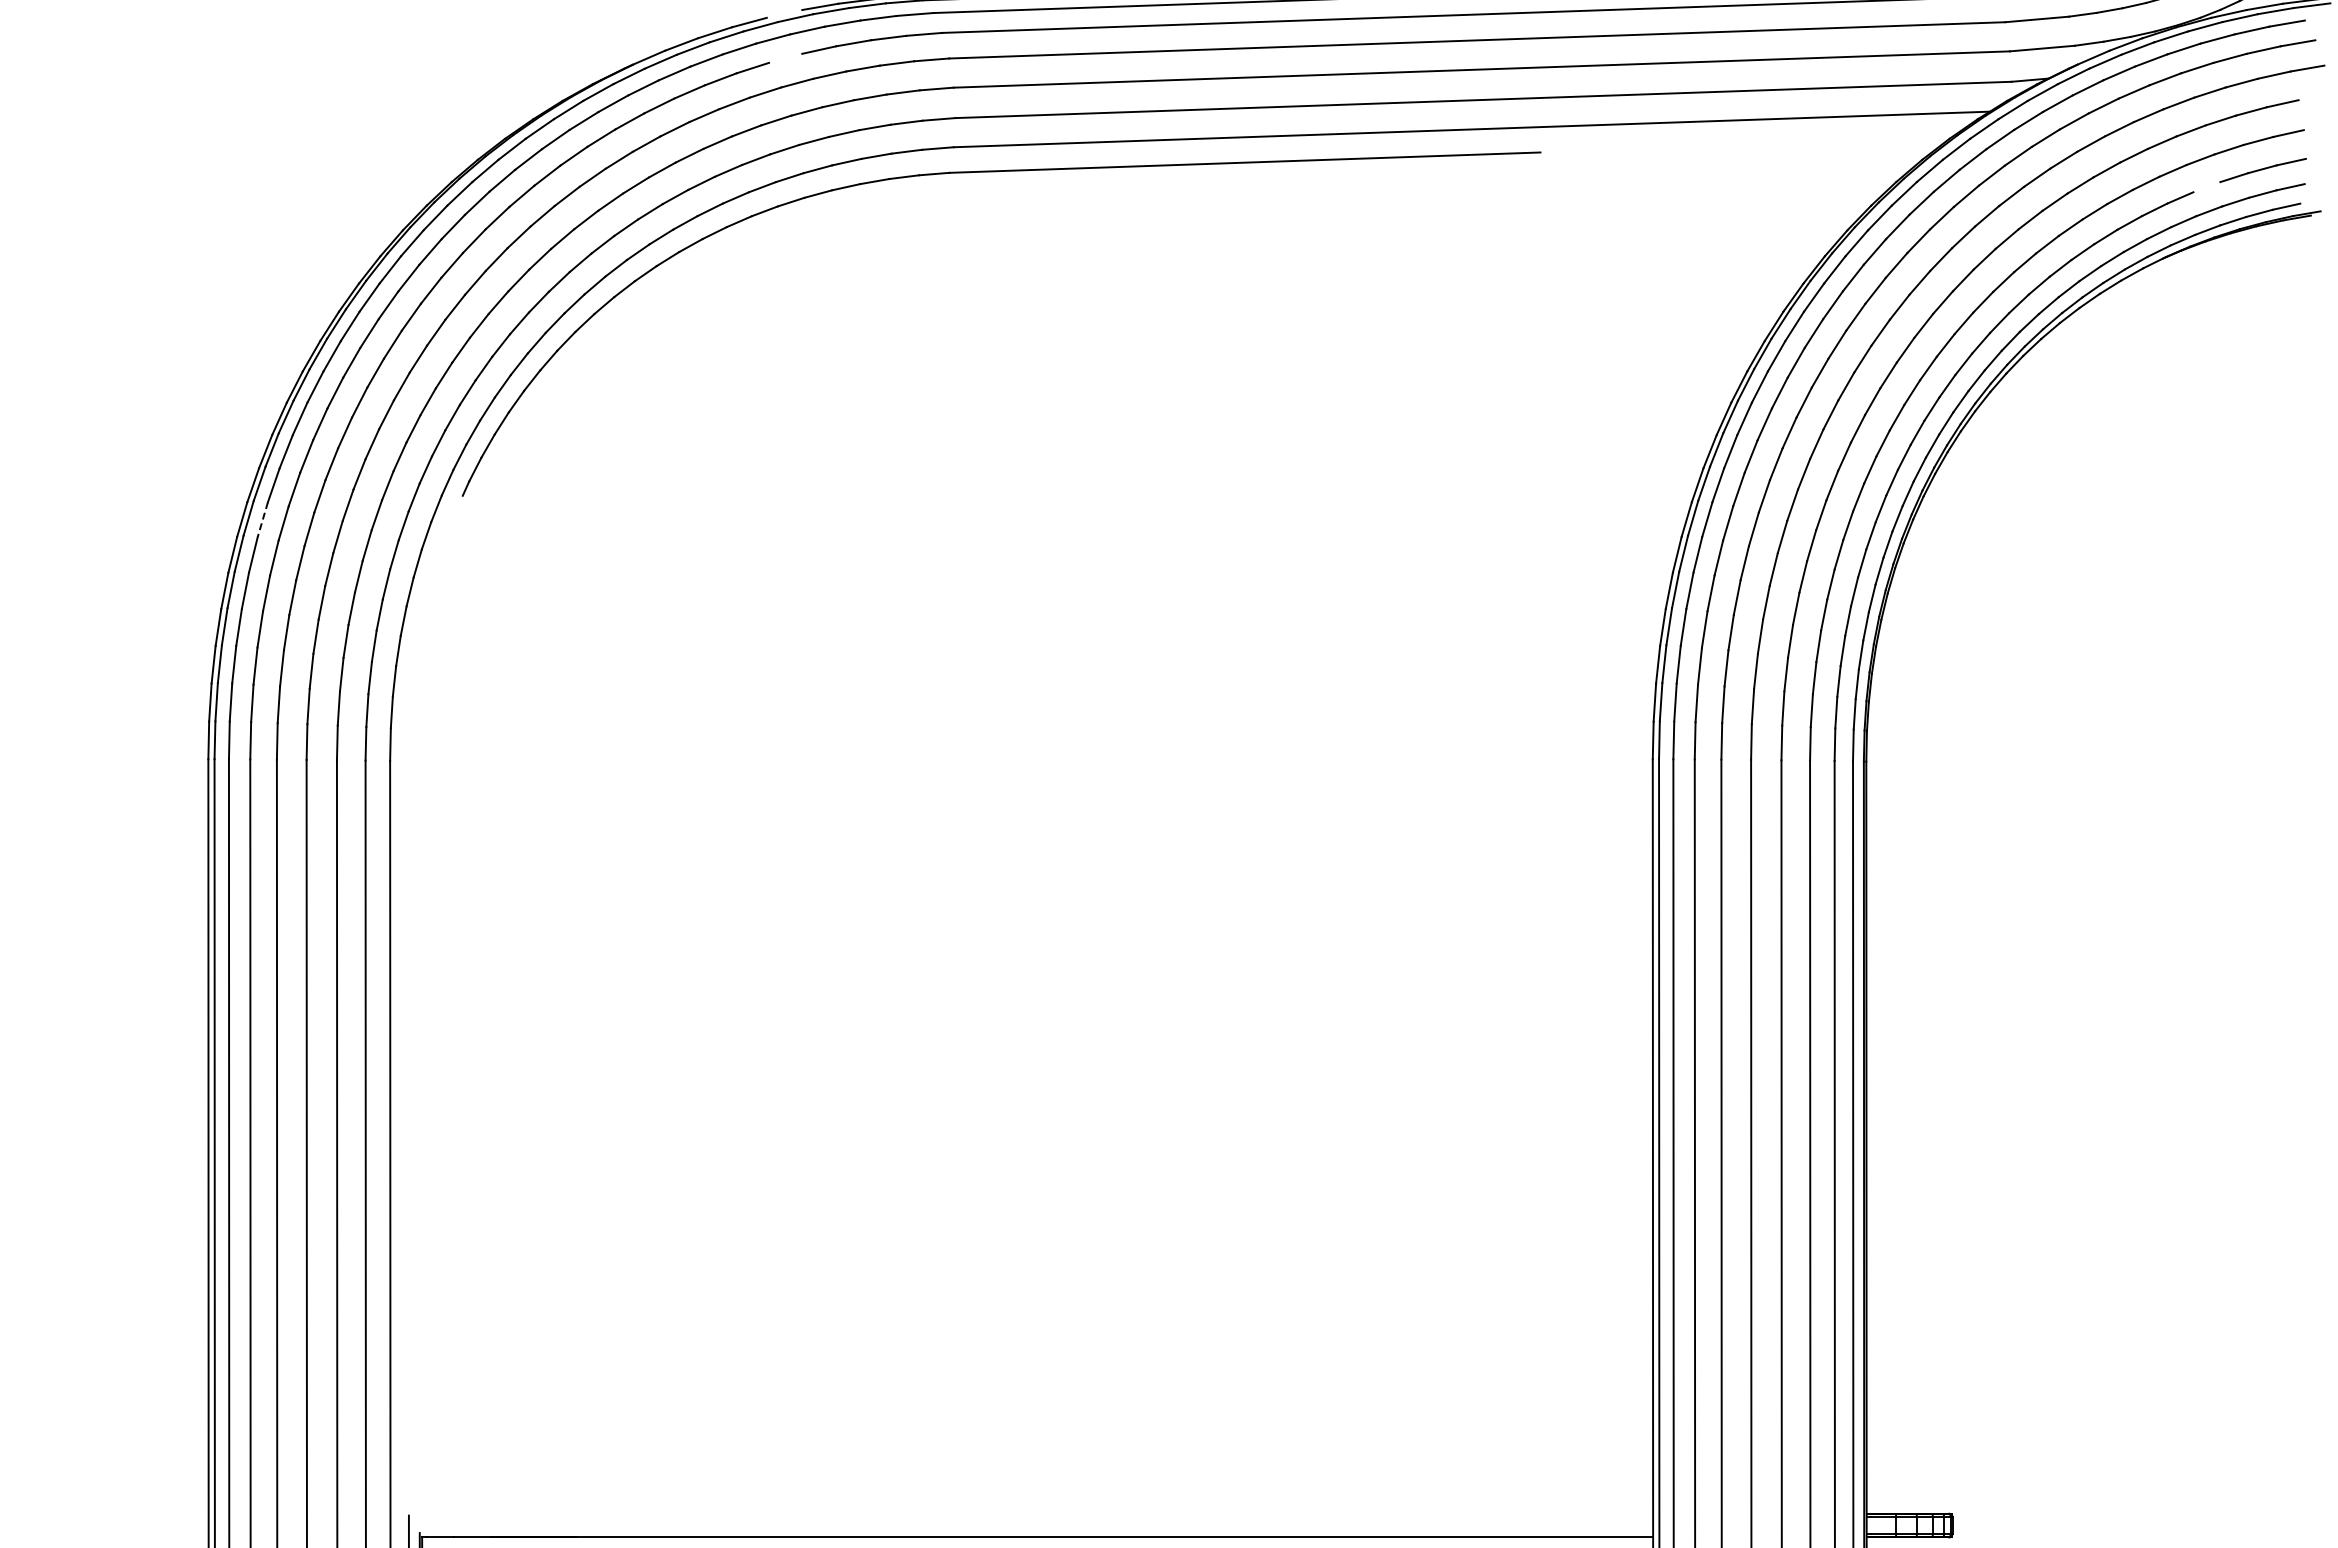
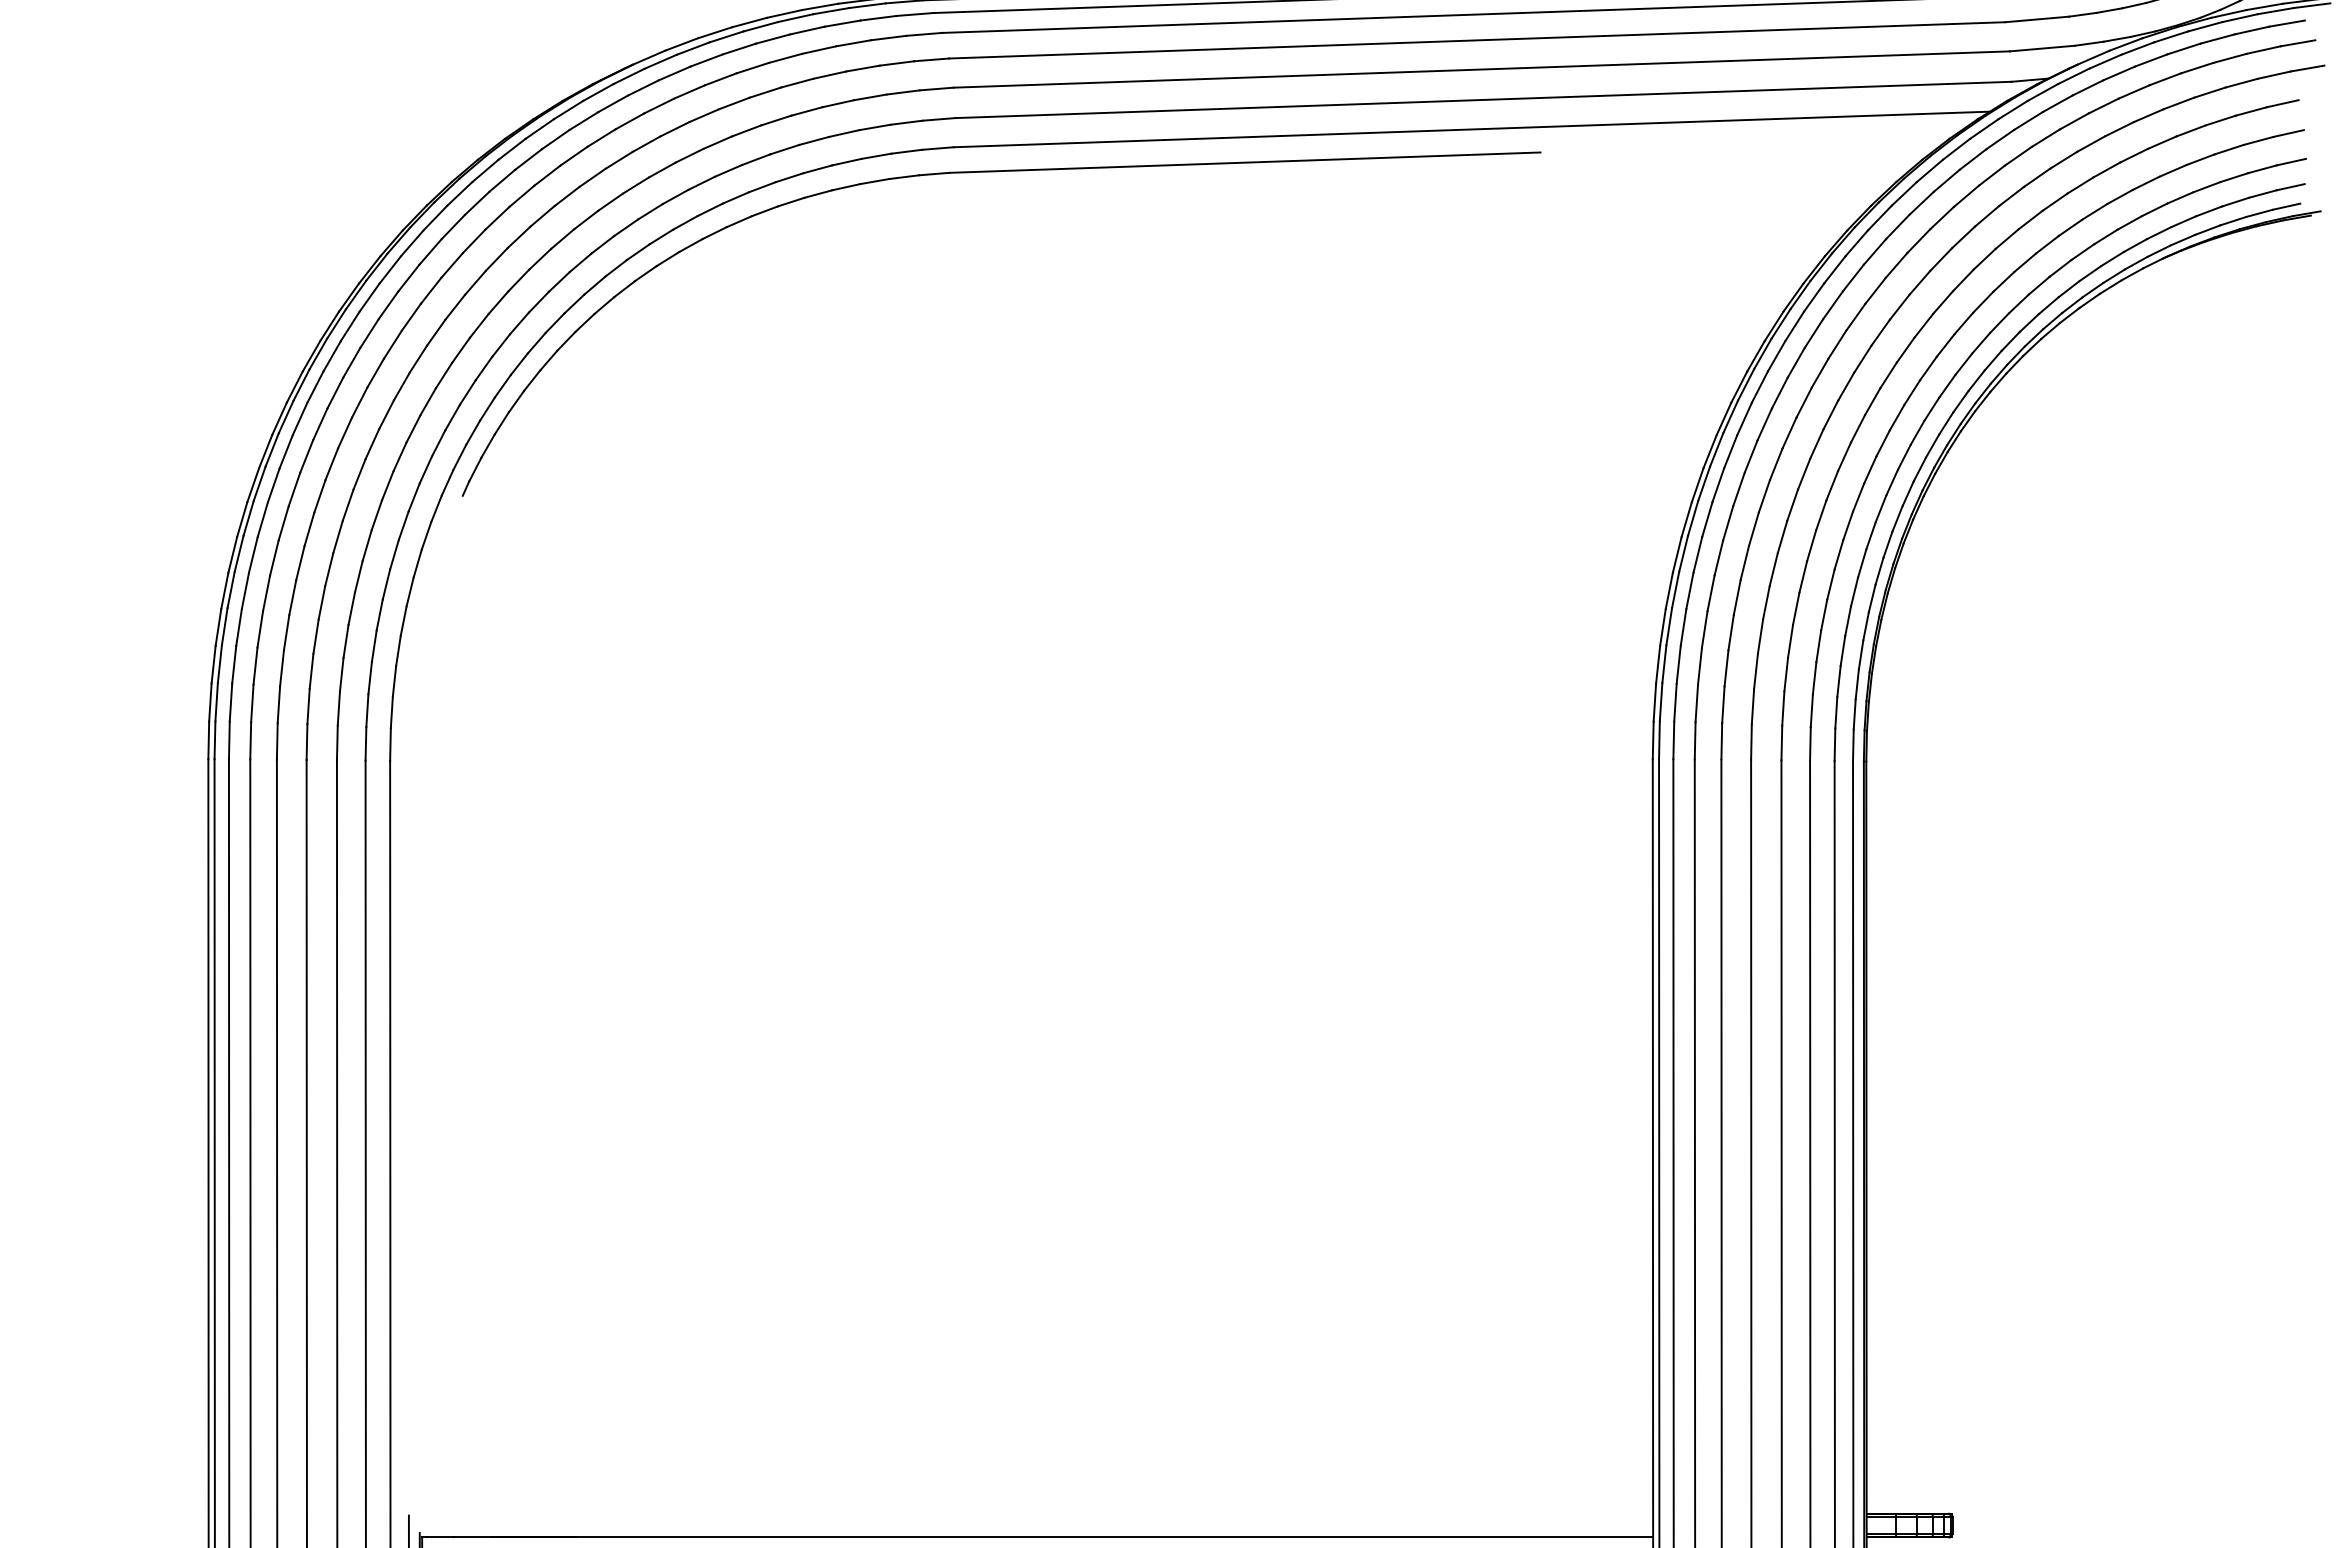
line: none -> present (784, 13)
line: none -> present (785, 57)
line: none -> present (2206, 187)
line: dashed -> solid (262, 520)
